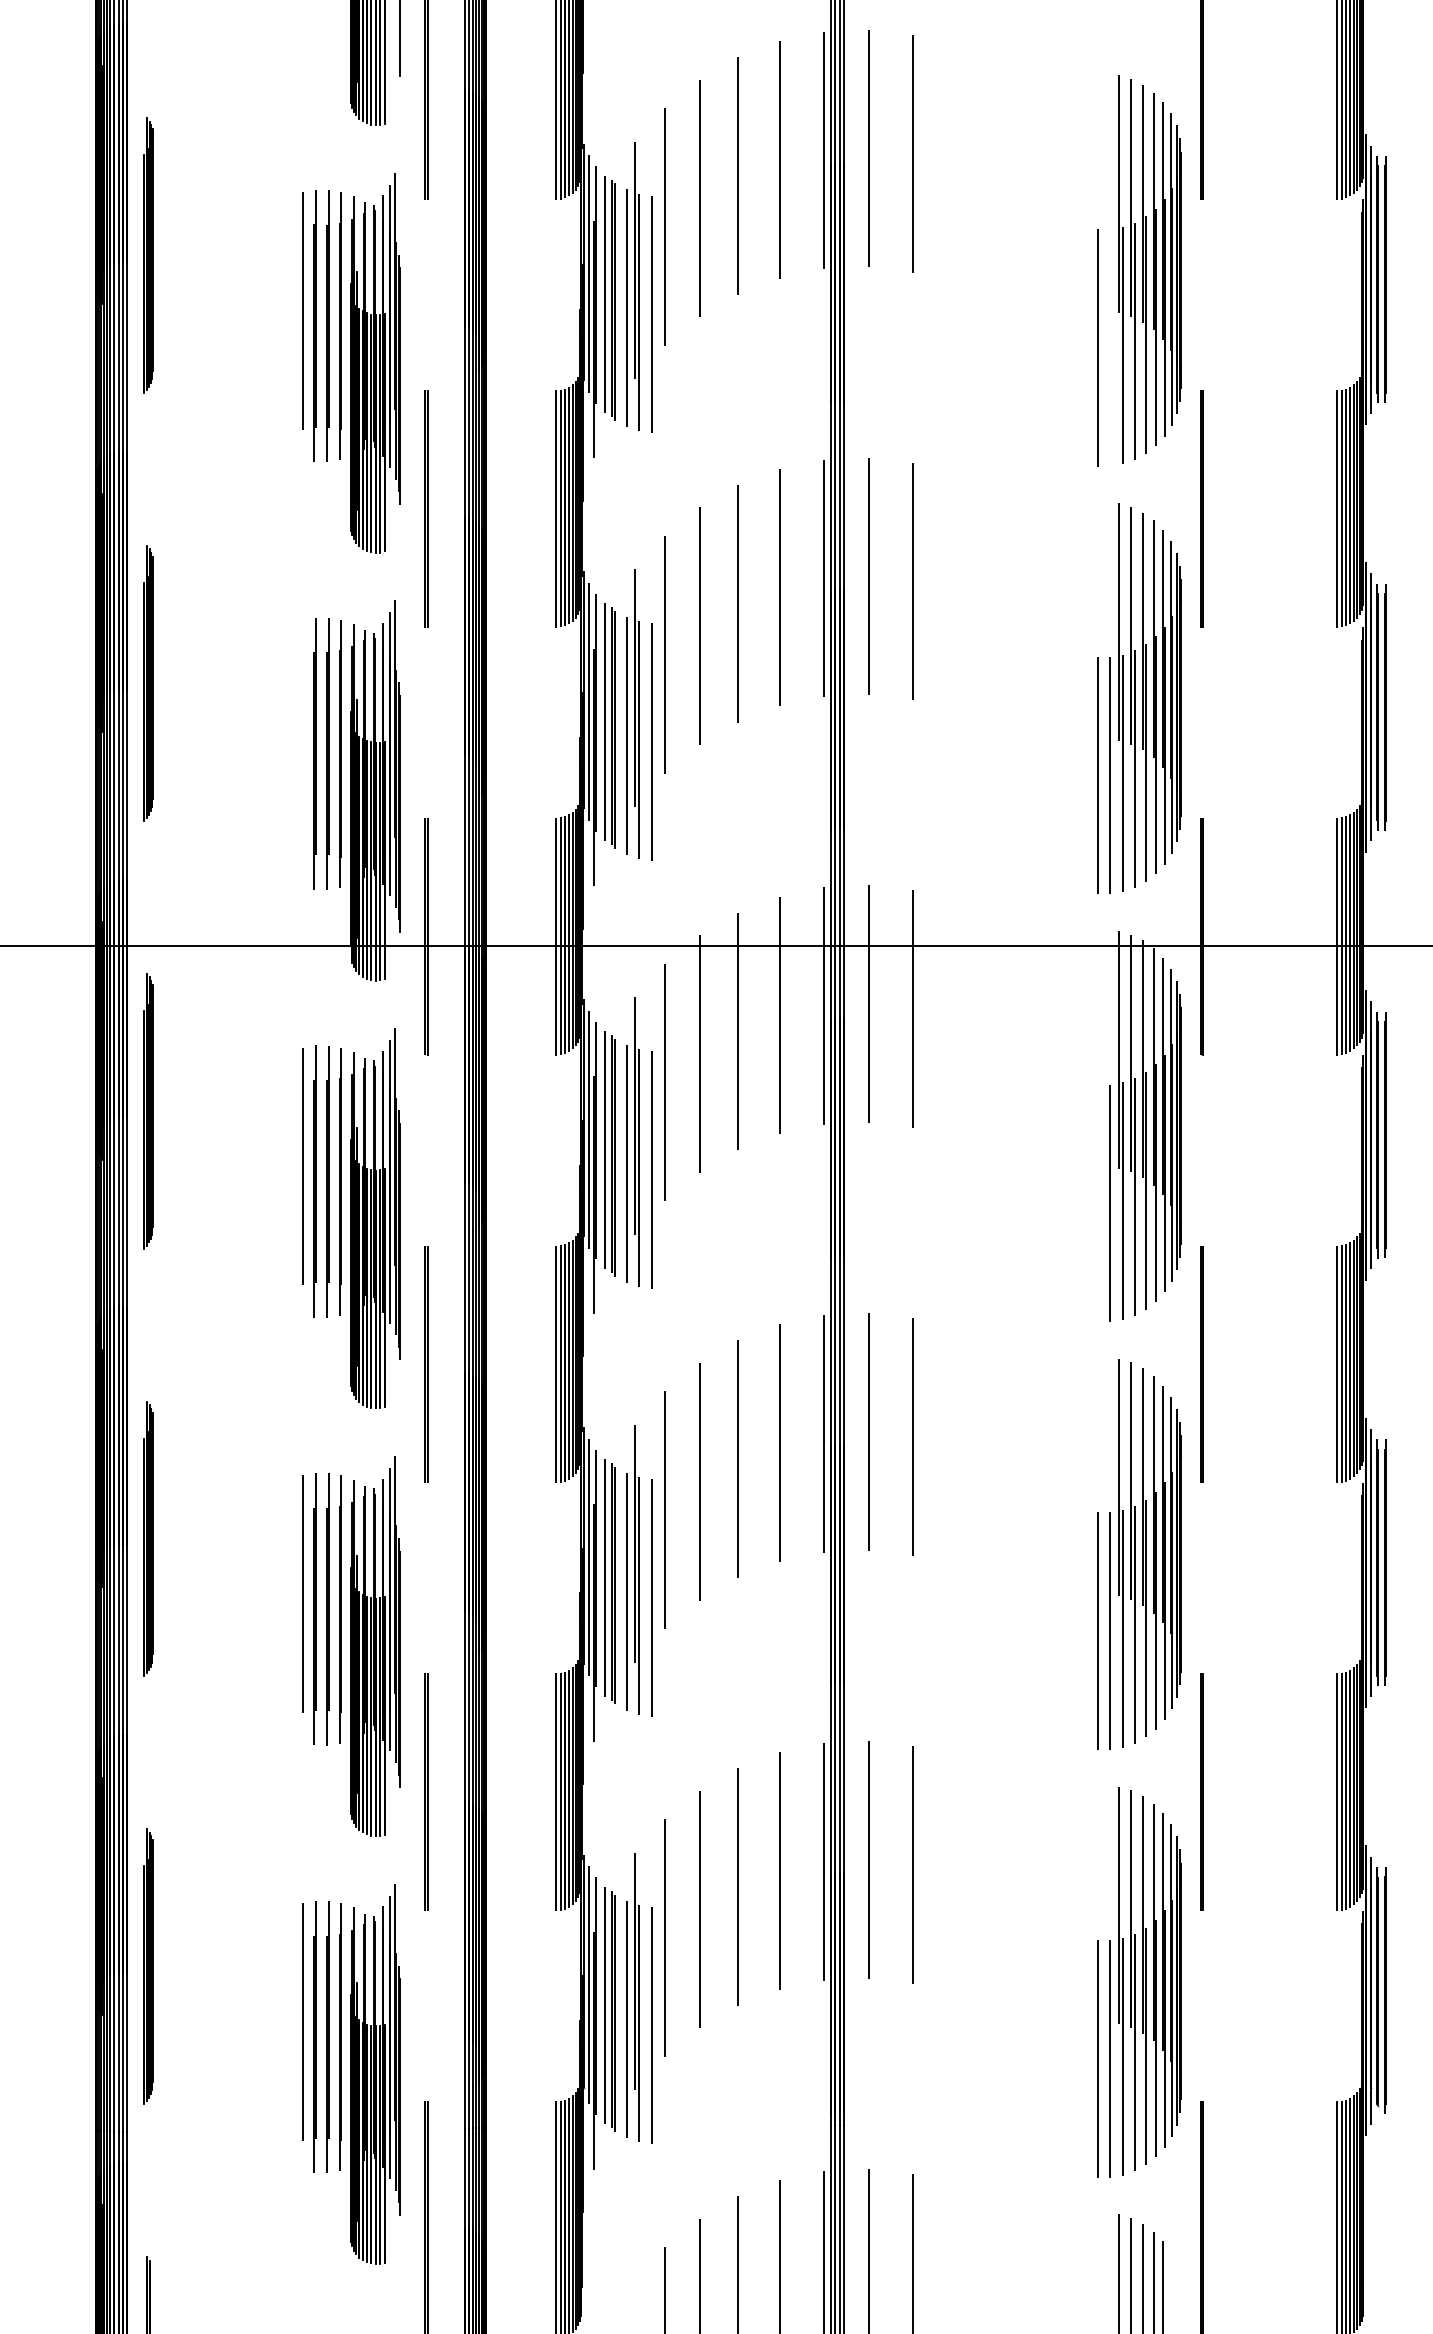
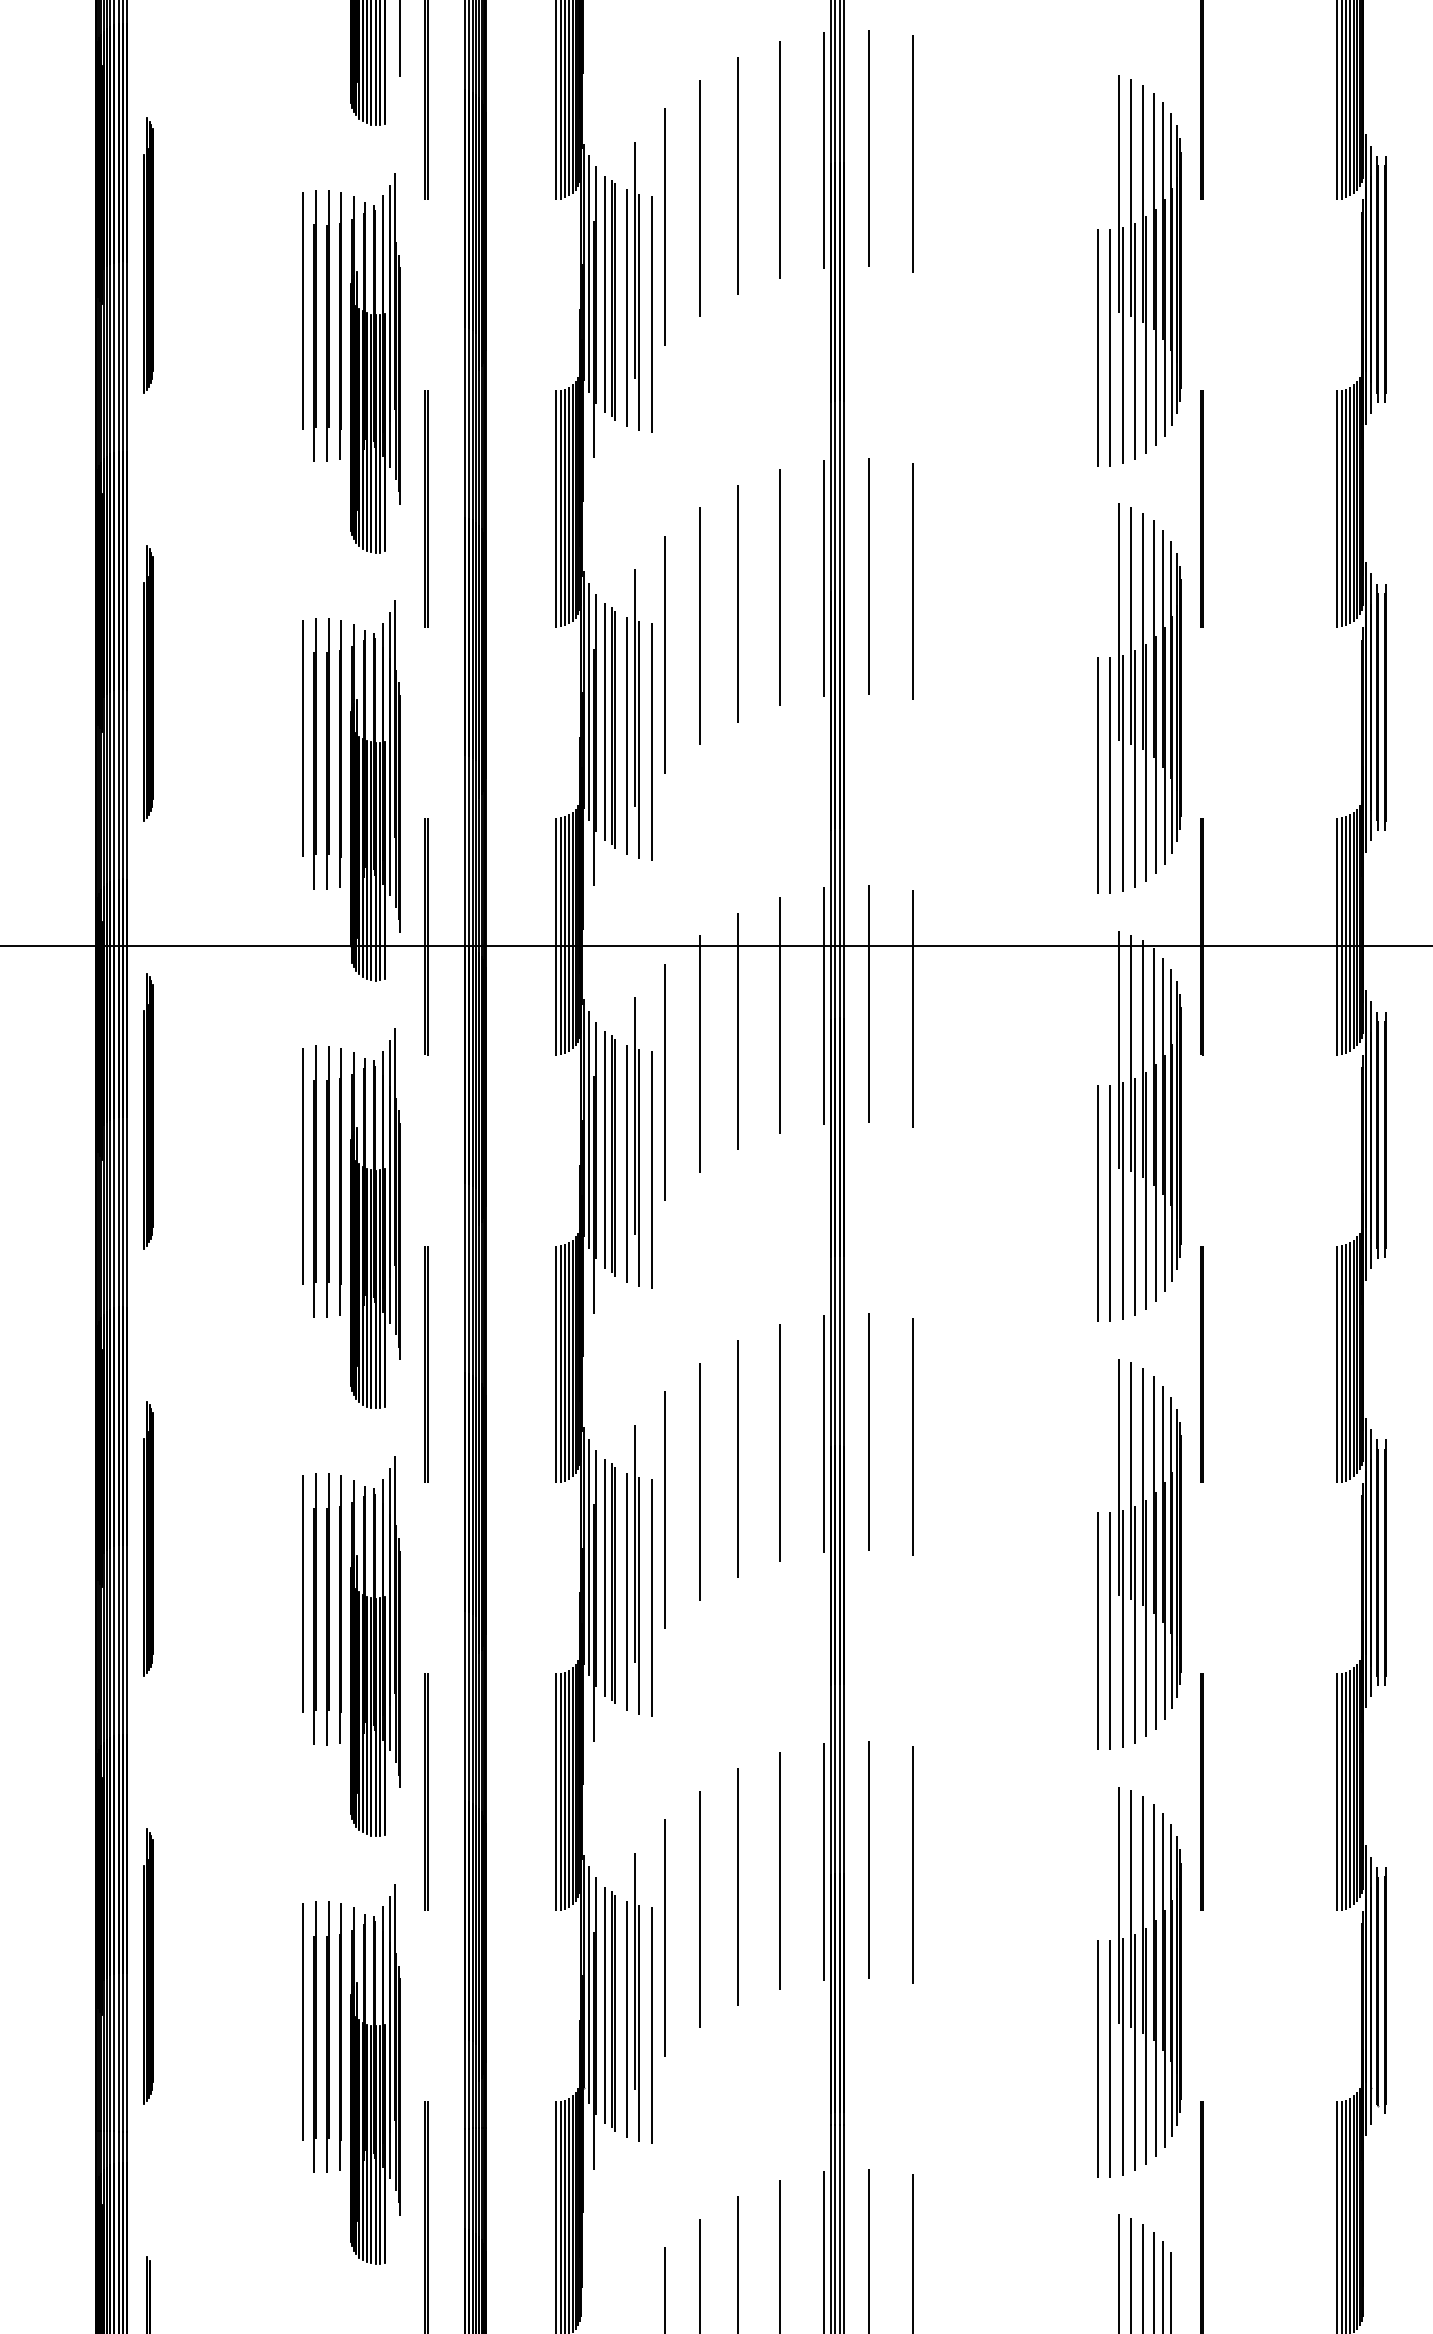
line: none -> present (1110, 347)
line: none -> present (302, 738)
line: none -> present (1097, 1203)
line: none -> present (1170, 2291)
